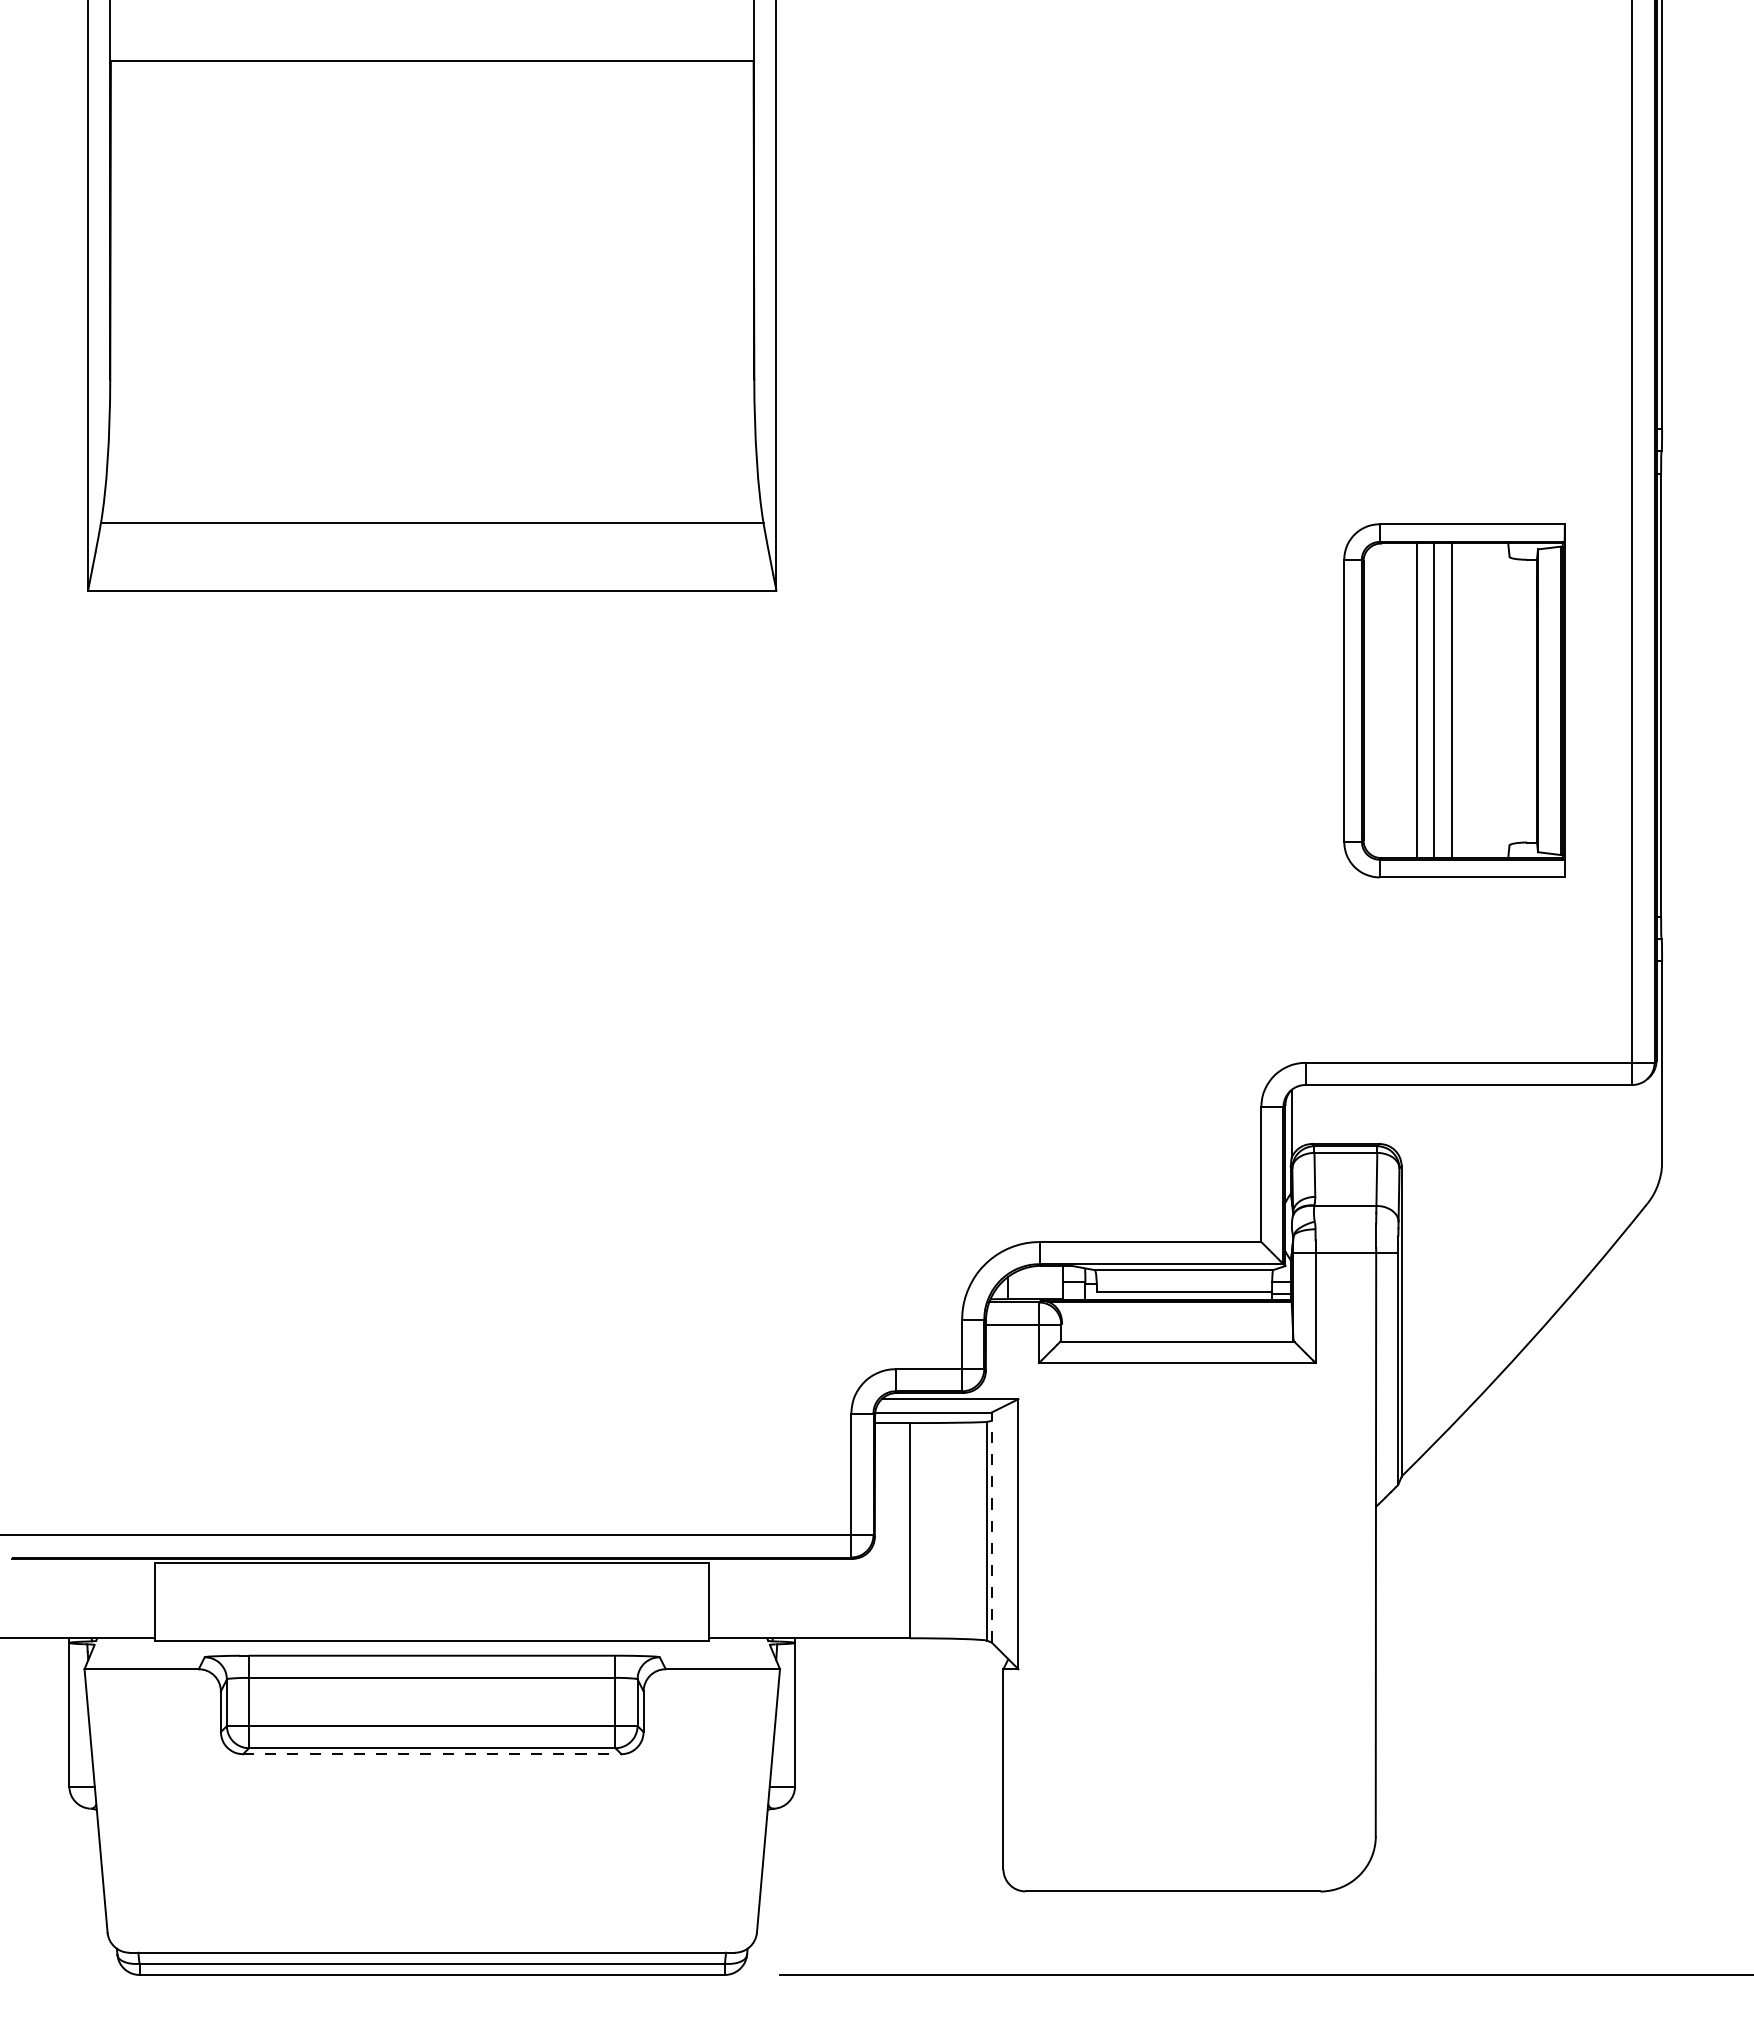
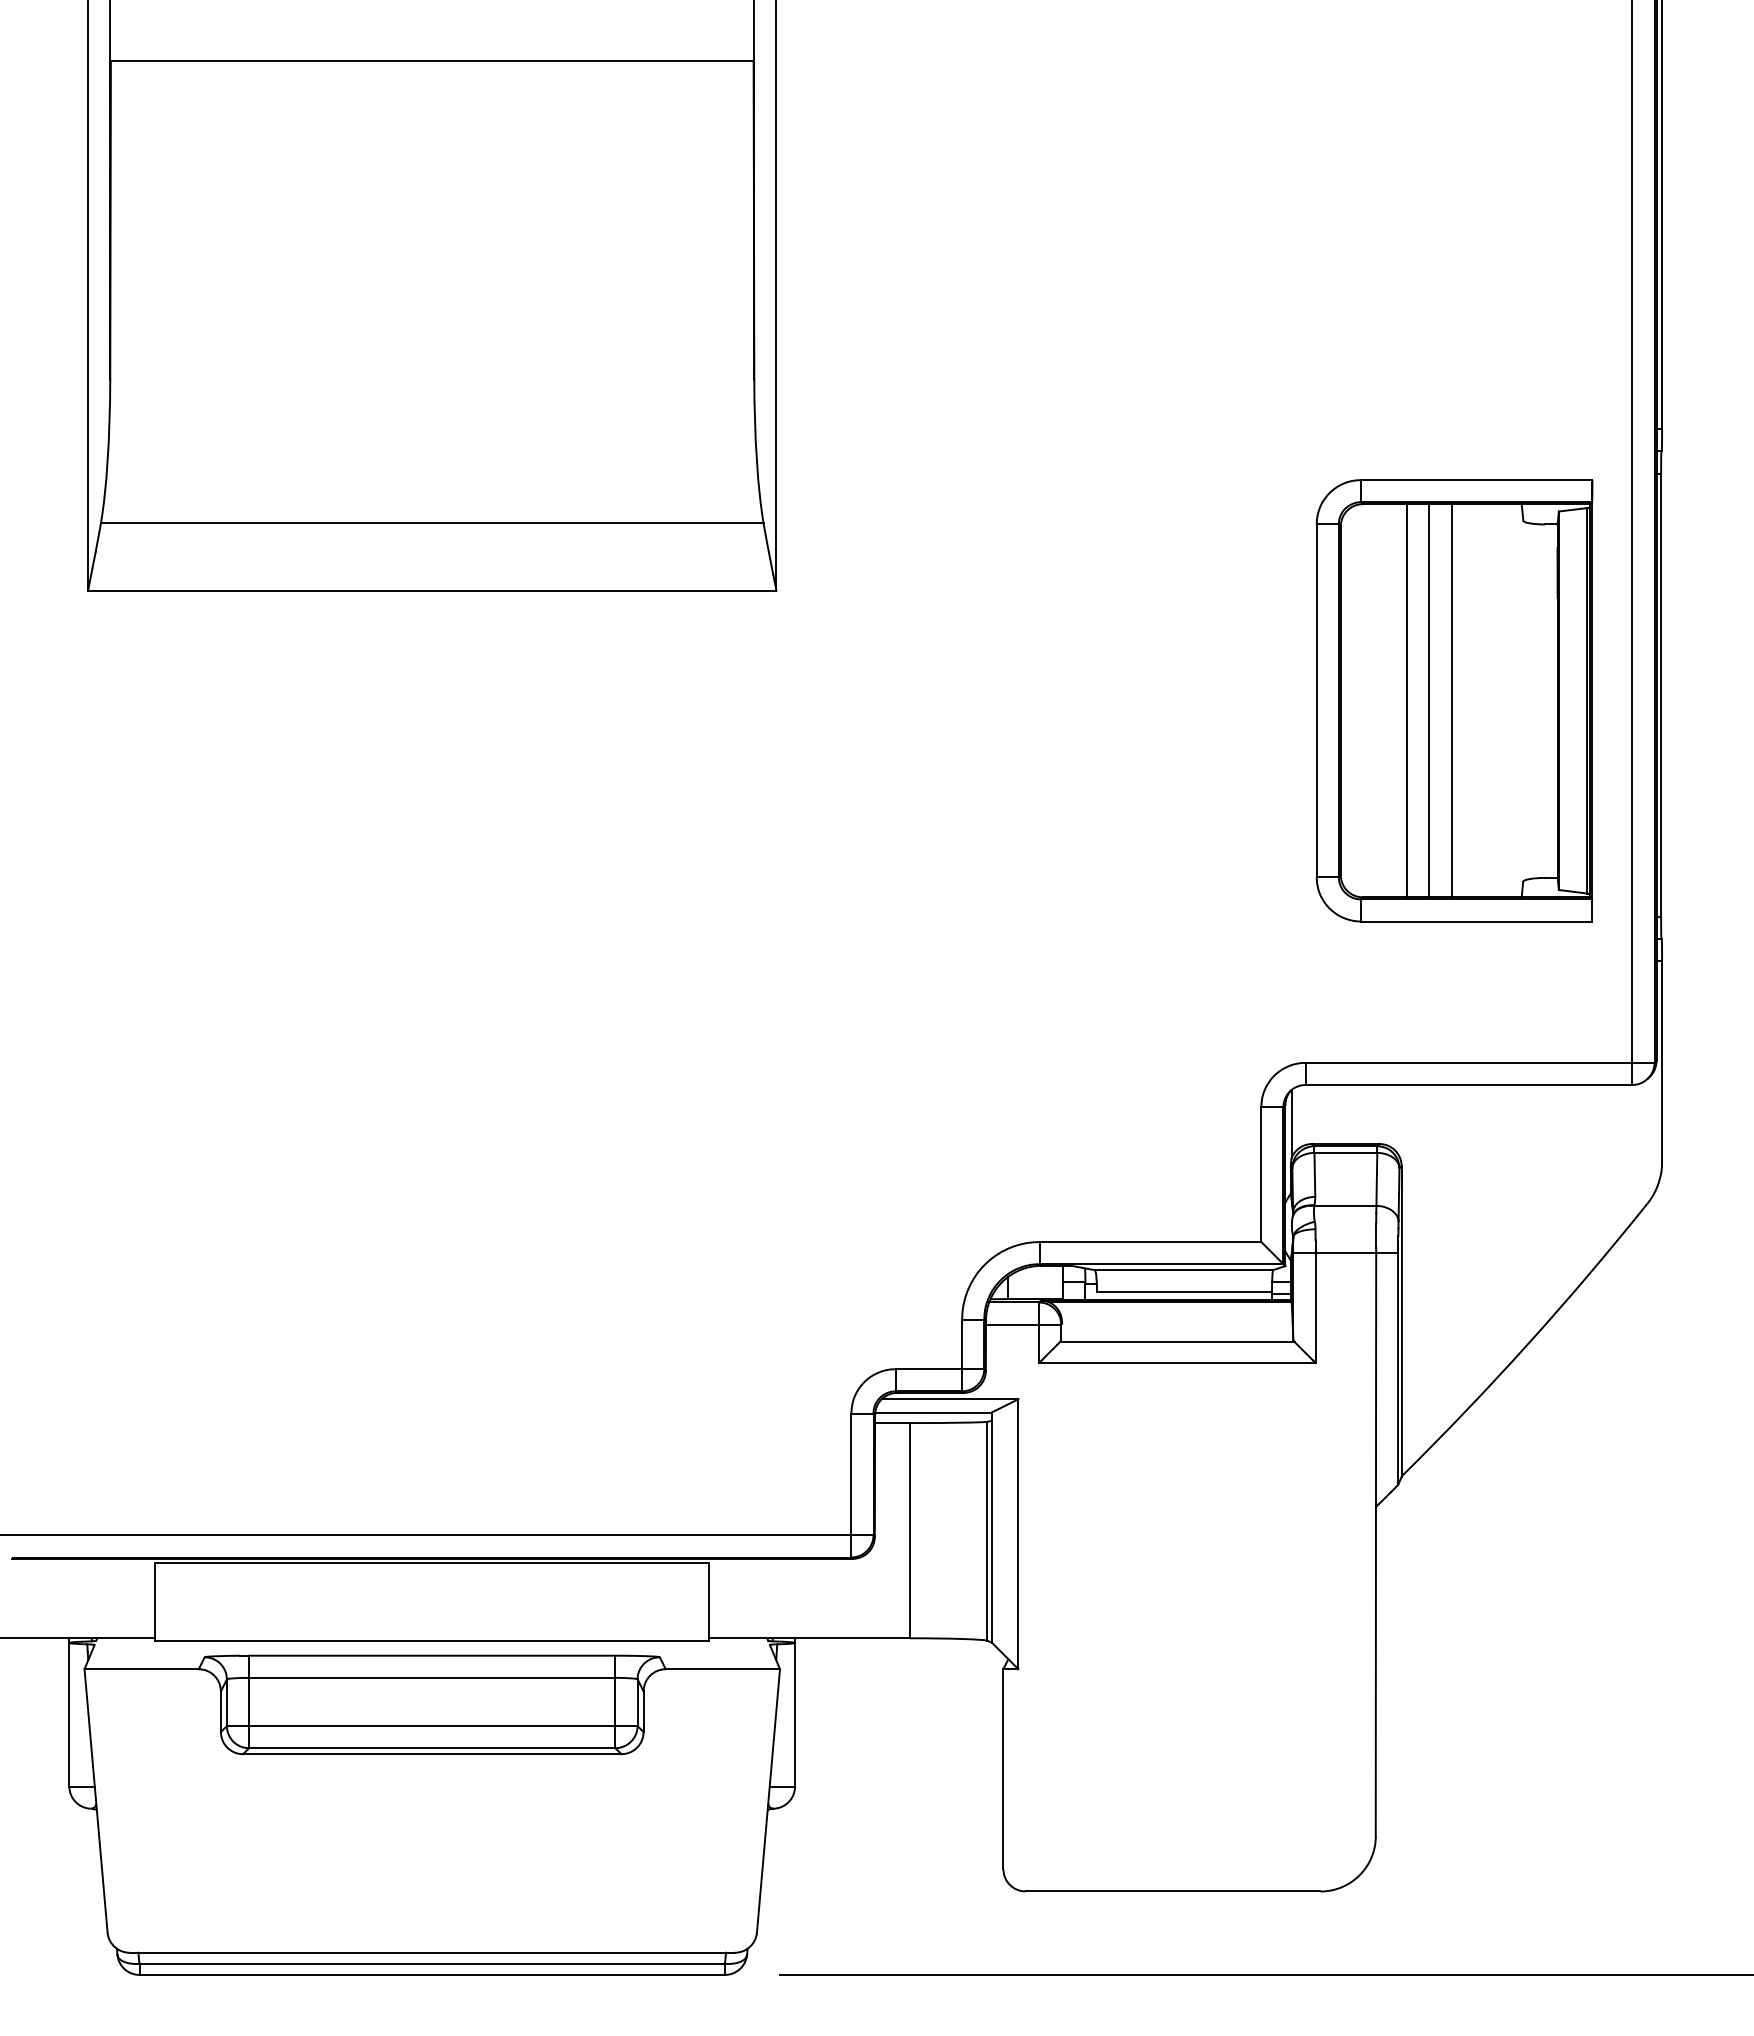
part size: 223x356 px -> 279x444 px (1454, 700)
line: dashed -> solid (991, 1527)
line: dashed -> solid (432, 1754)
